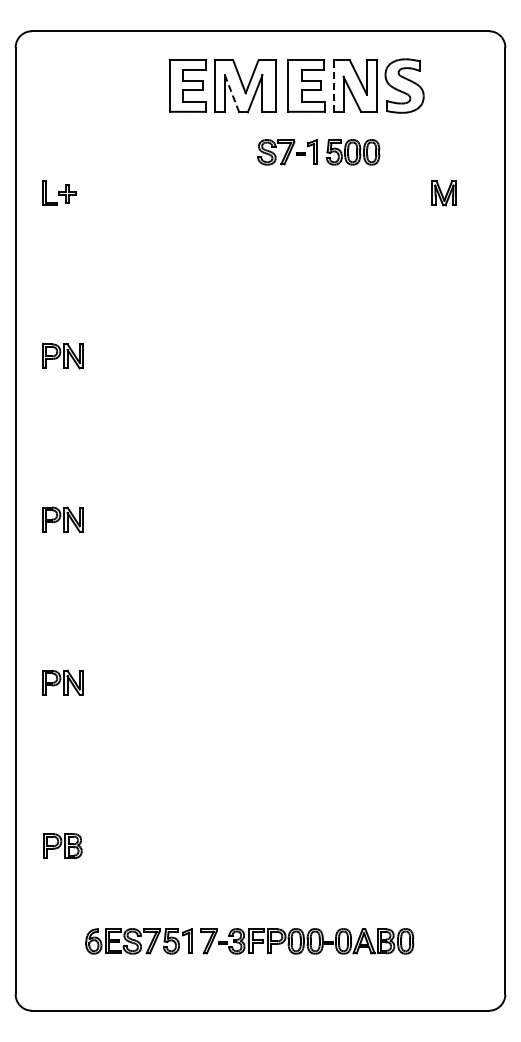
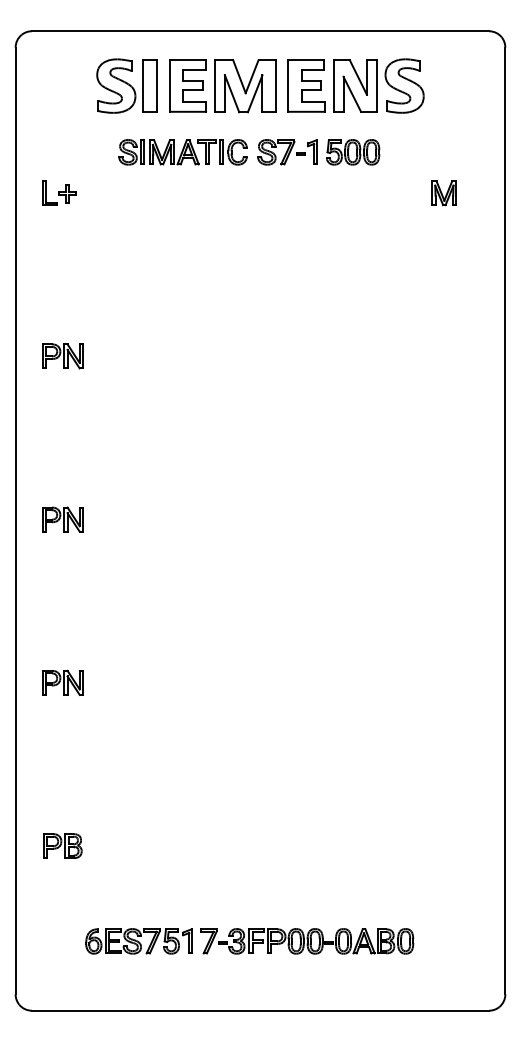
part: none -> present (126, 85)
line: dashed -> solid (333, 86)
line: dashed -> solid (232, 93)
part: none -> present (182, 152)
